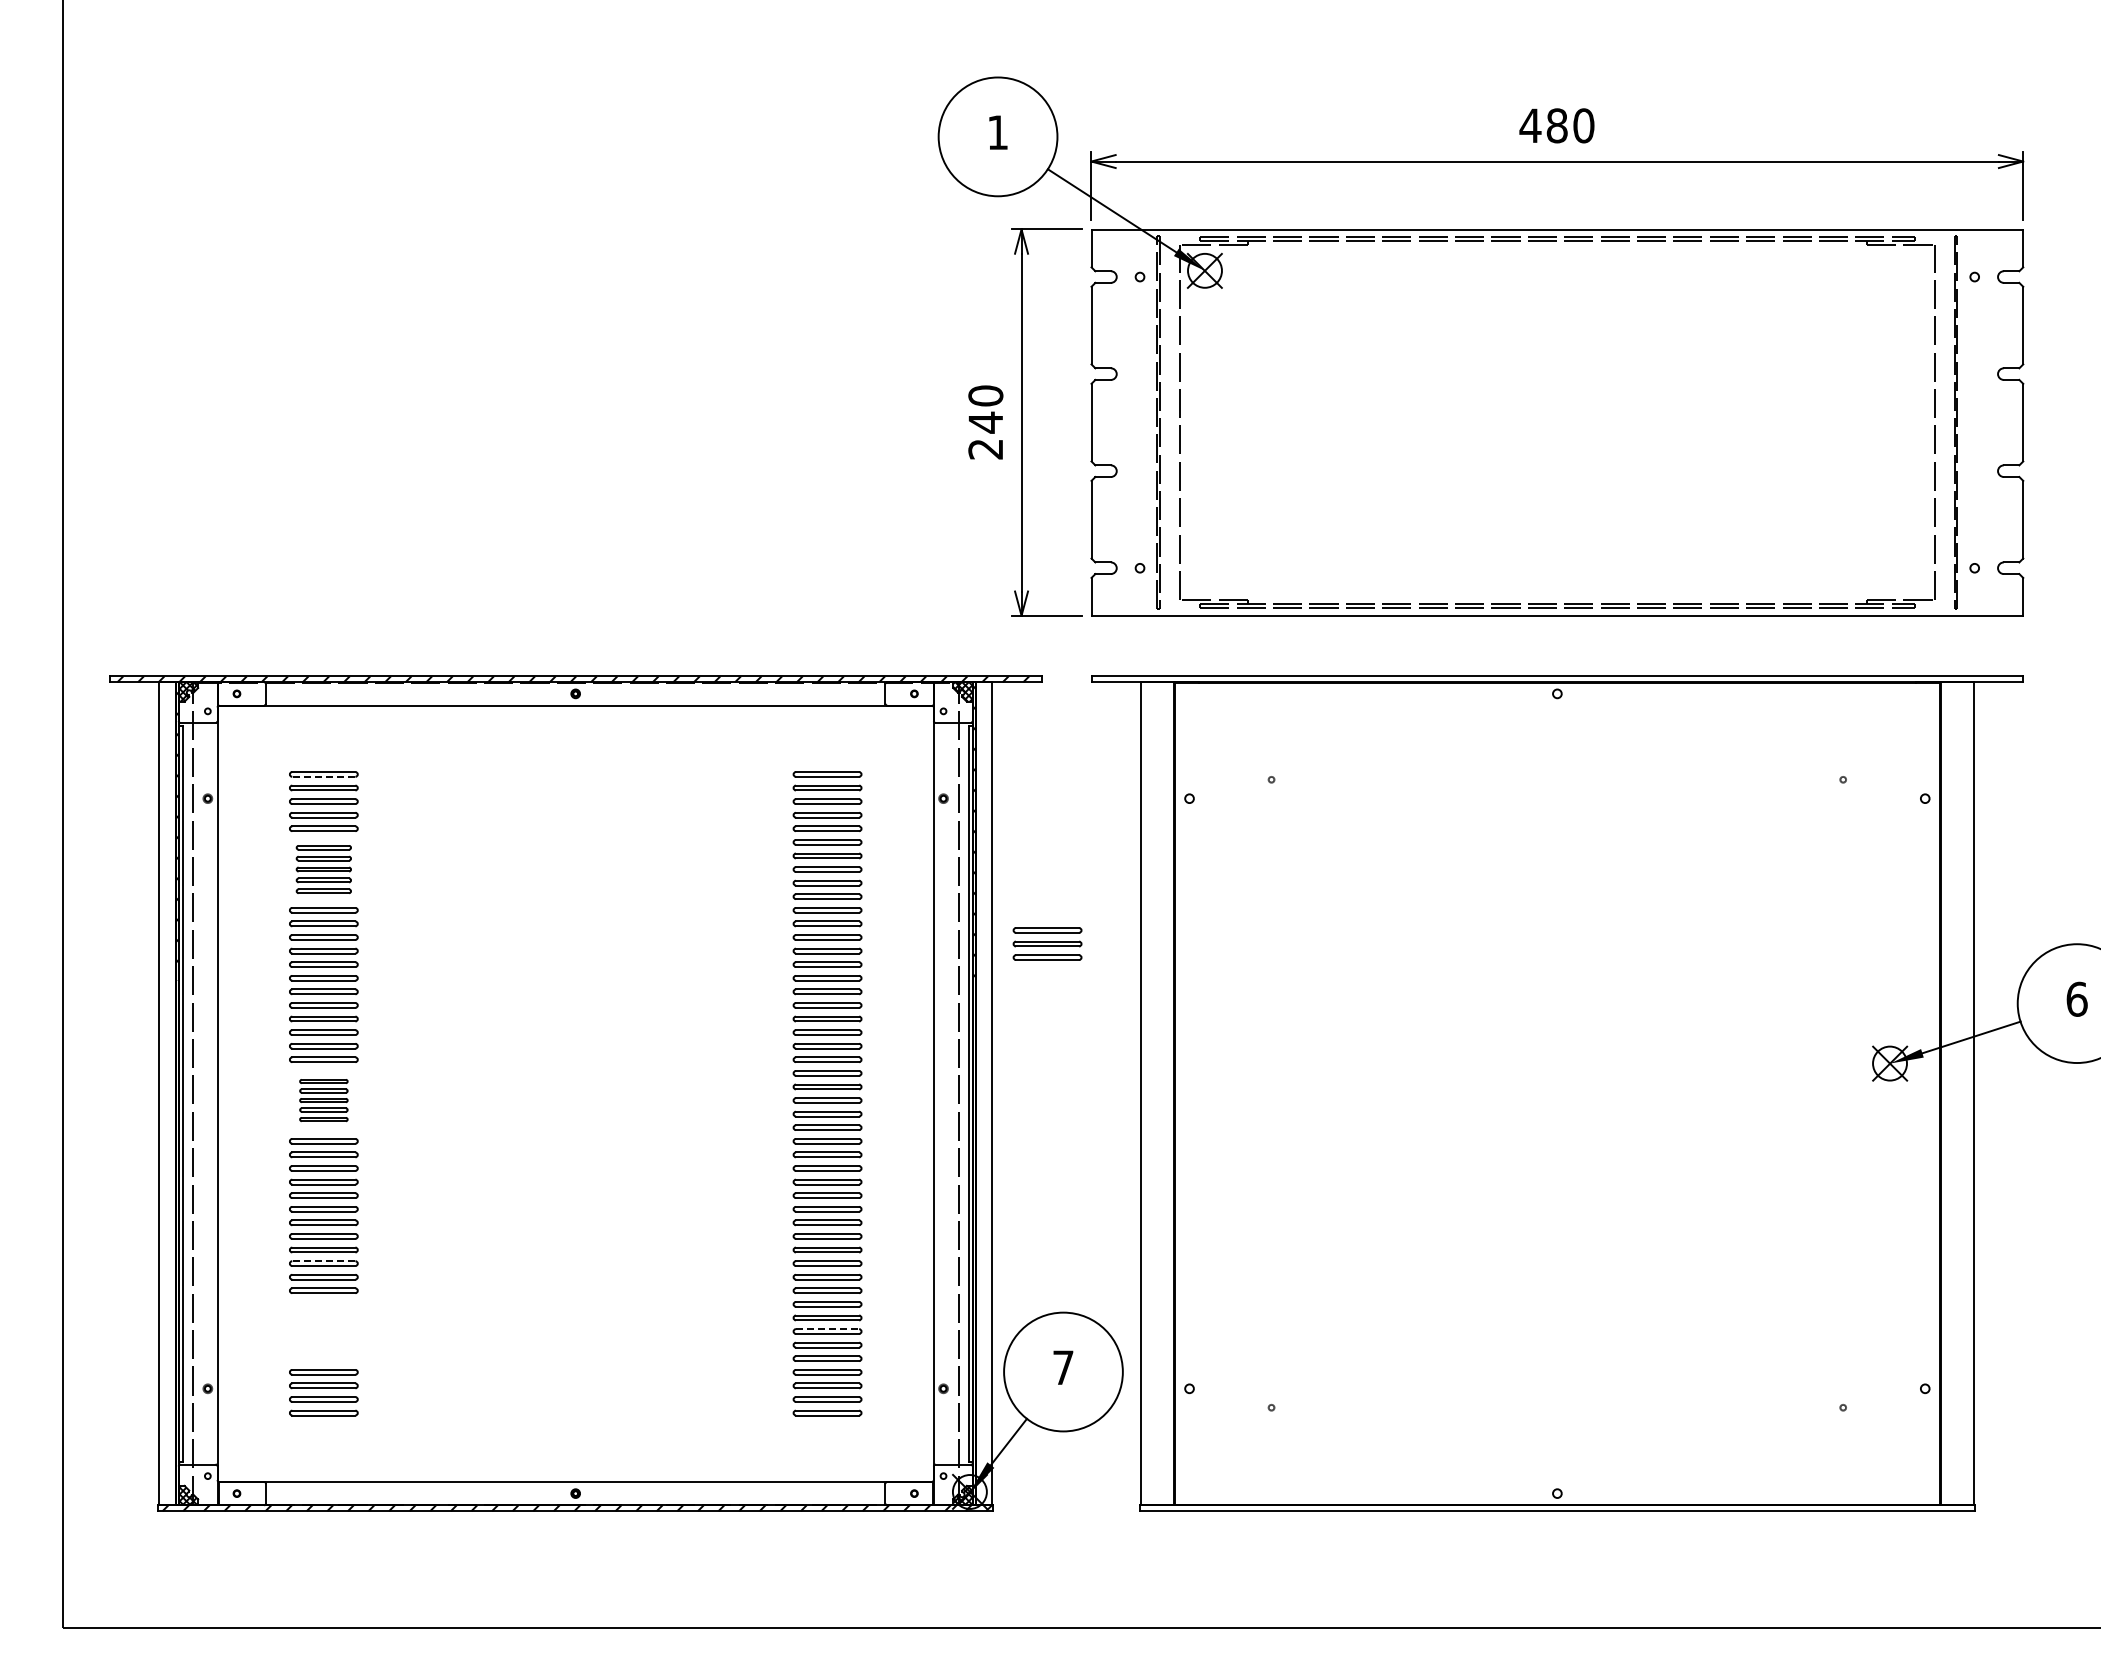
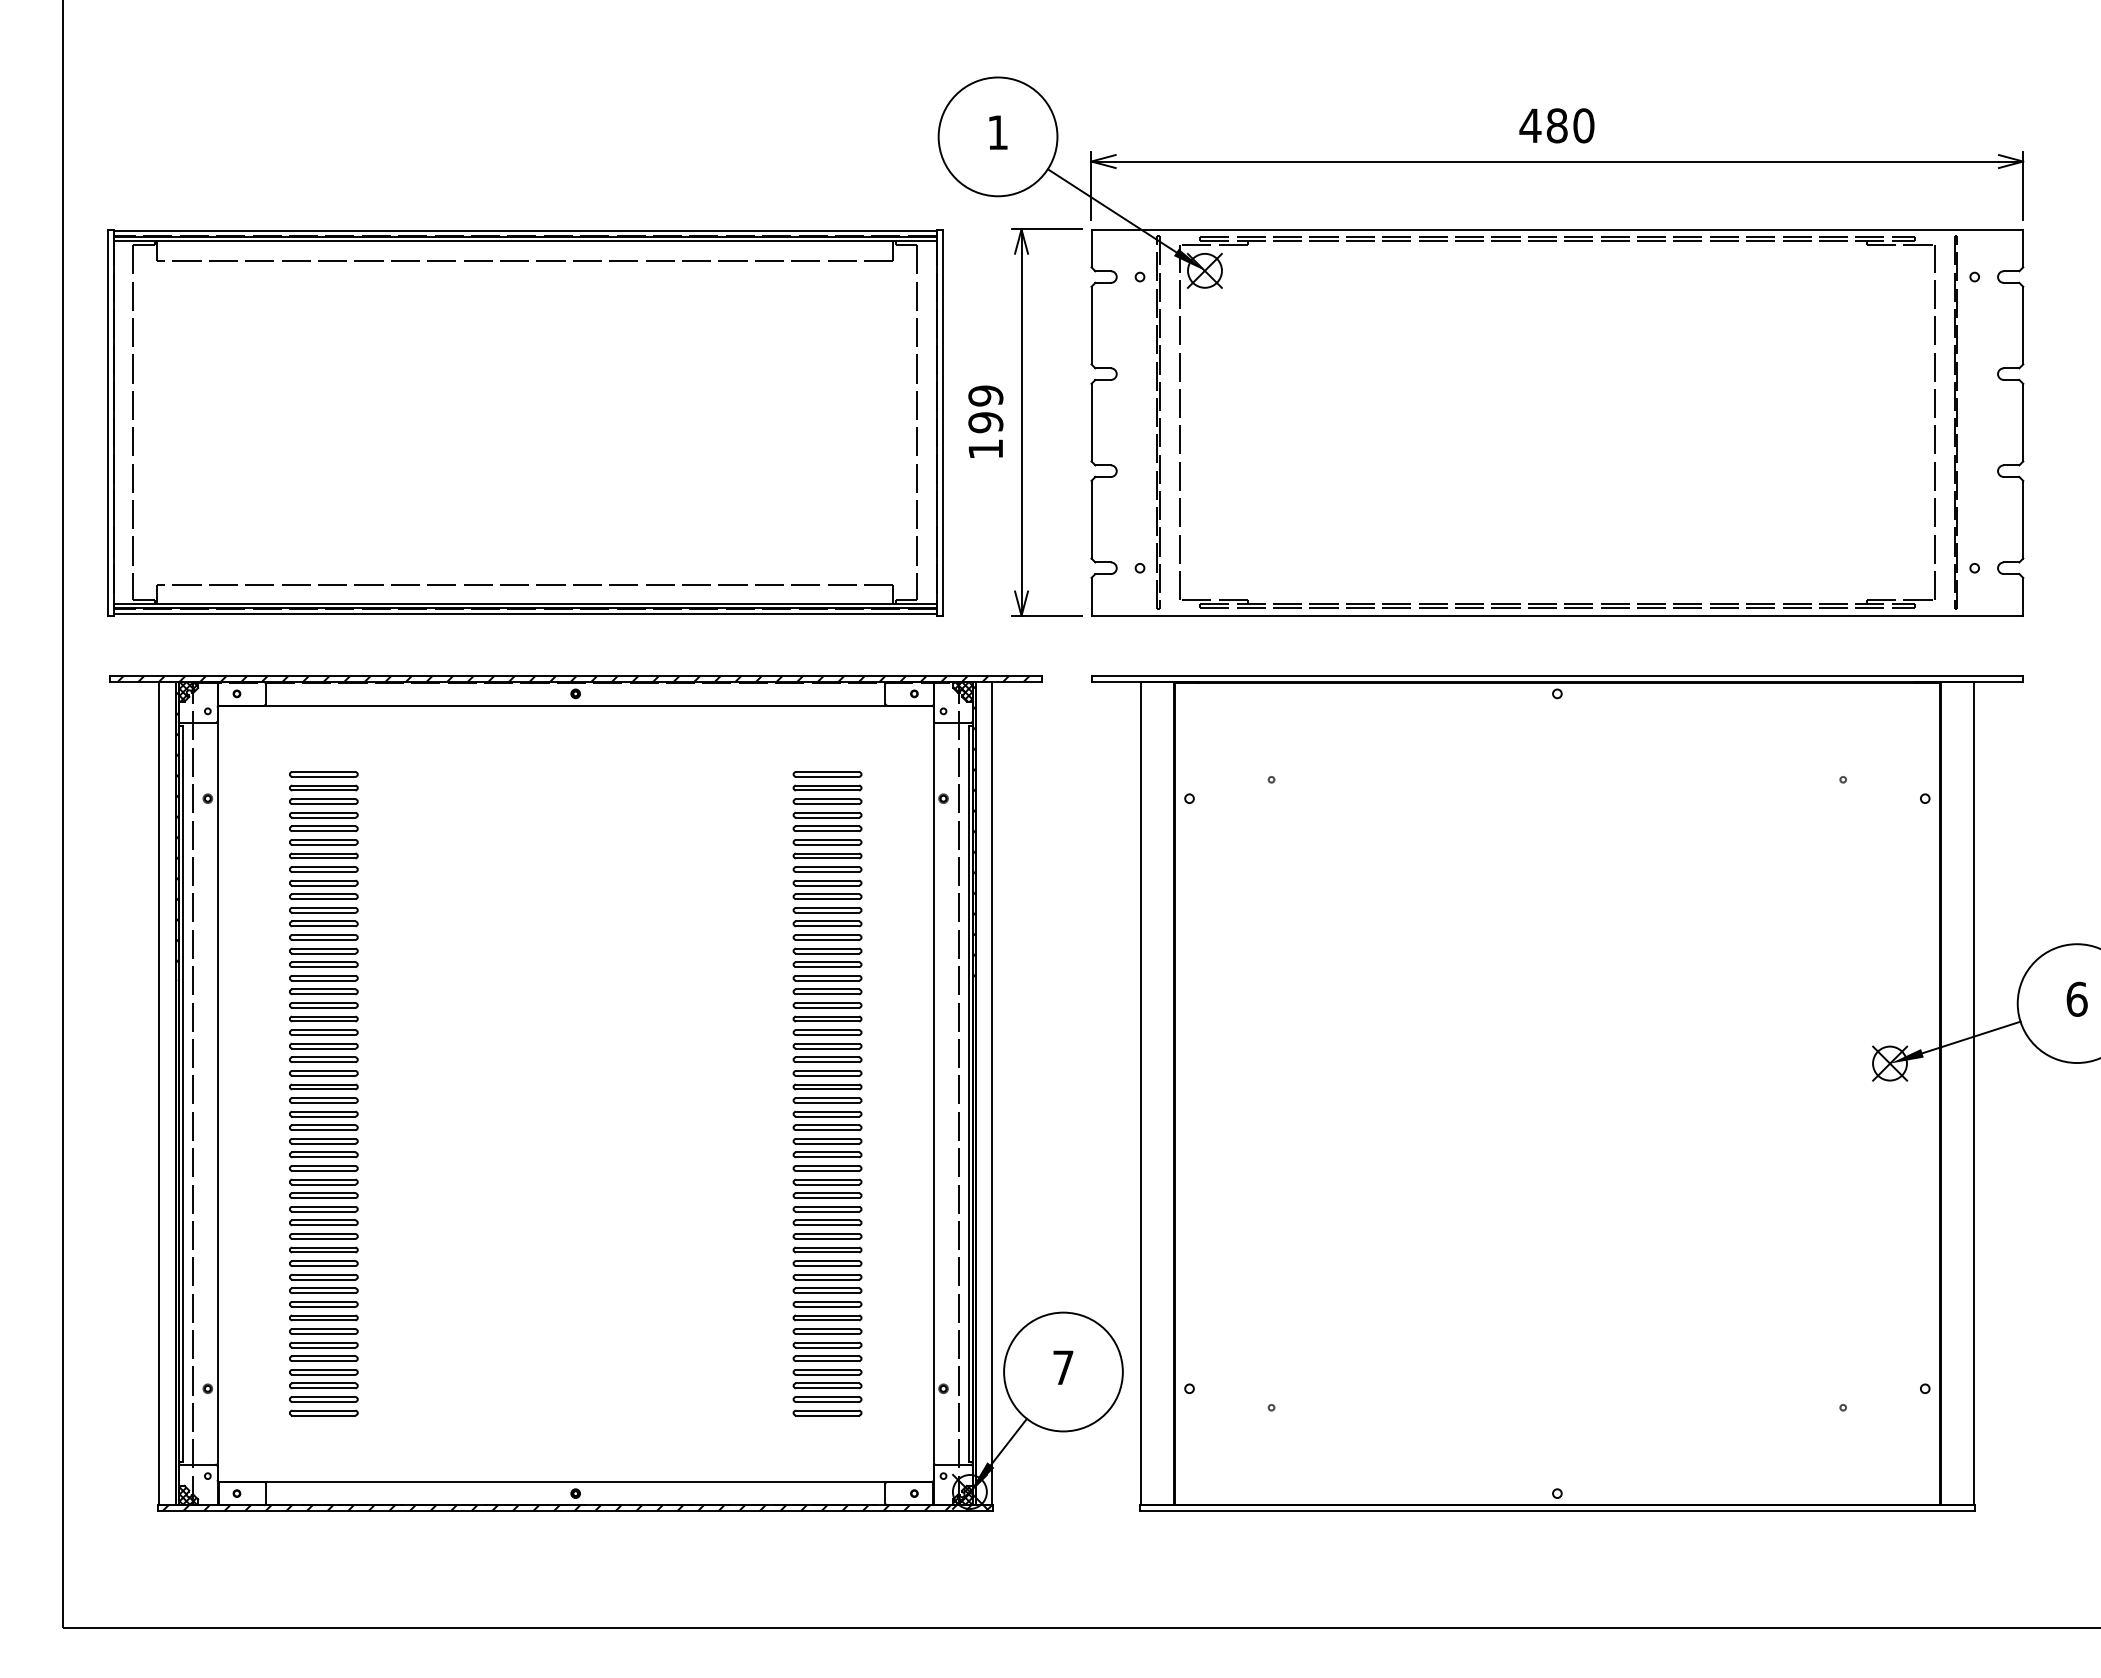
part: none -> present (525, 422)
text: 240 -> 199 (985, 422)
line: dashed -> solid (323, 776)
part size: 57x49 px -> 70x61 px (323, 869)
part: present -> none (1047, 943)
part size: 50x44 px -> 70x61 px (323, 1100)
line: dashed -> solid (323, 1261)
line: dashed -> solid (827, 1329)
part: none -> present (323, 1331)
